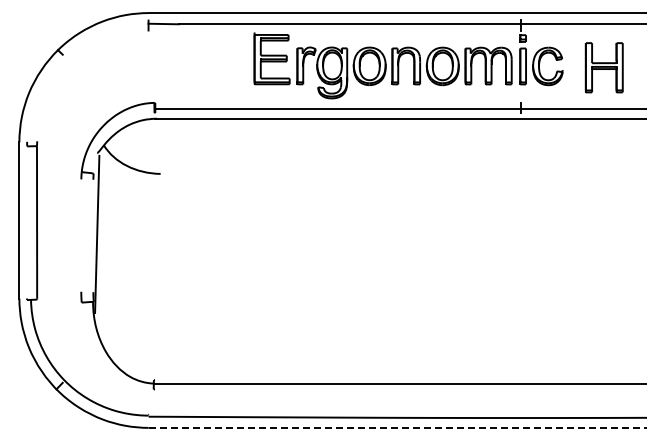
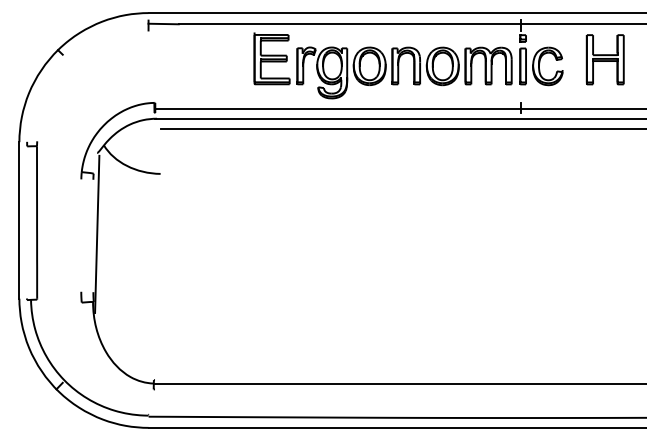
part position: (603, 67) -> (604, 59) (604, 59)
line: none -> present (402, 128)
line: dashed -> solid (397, 427)
